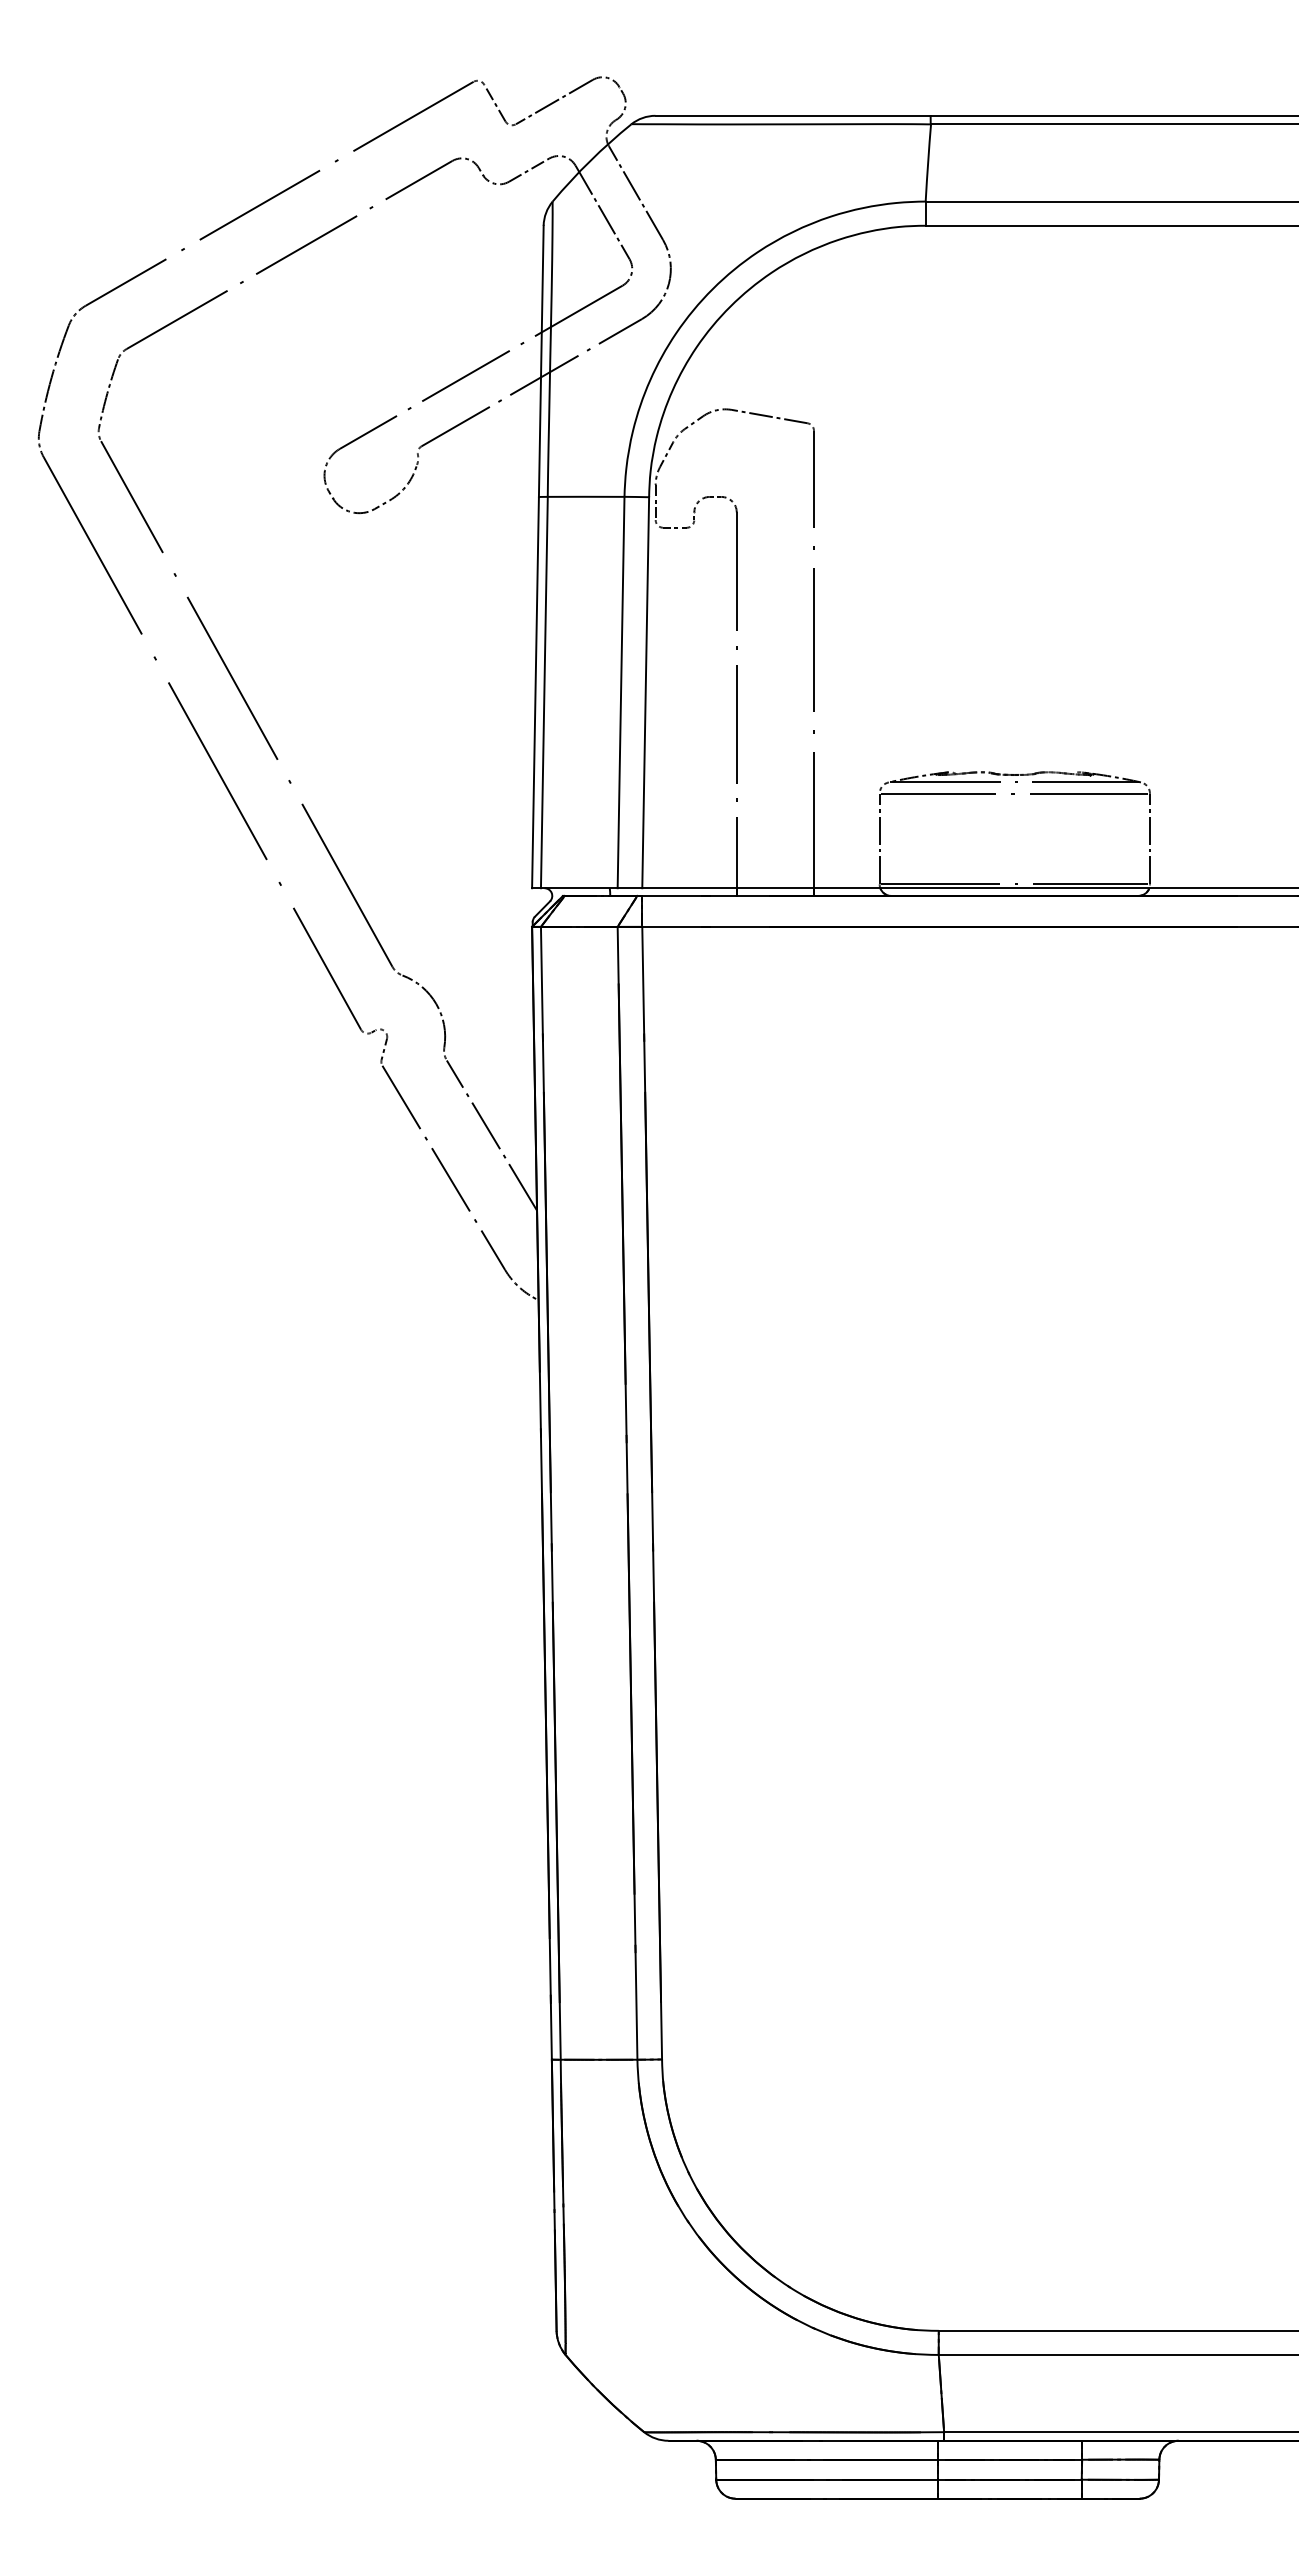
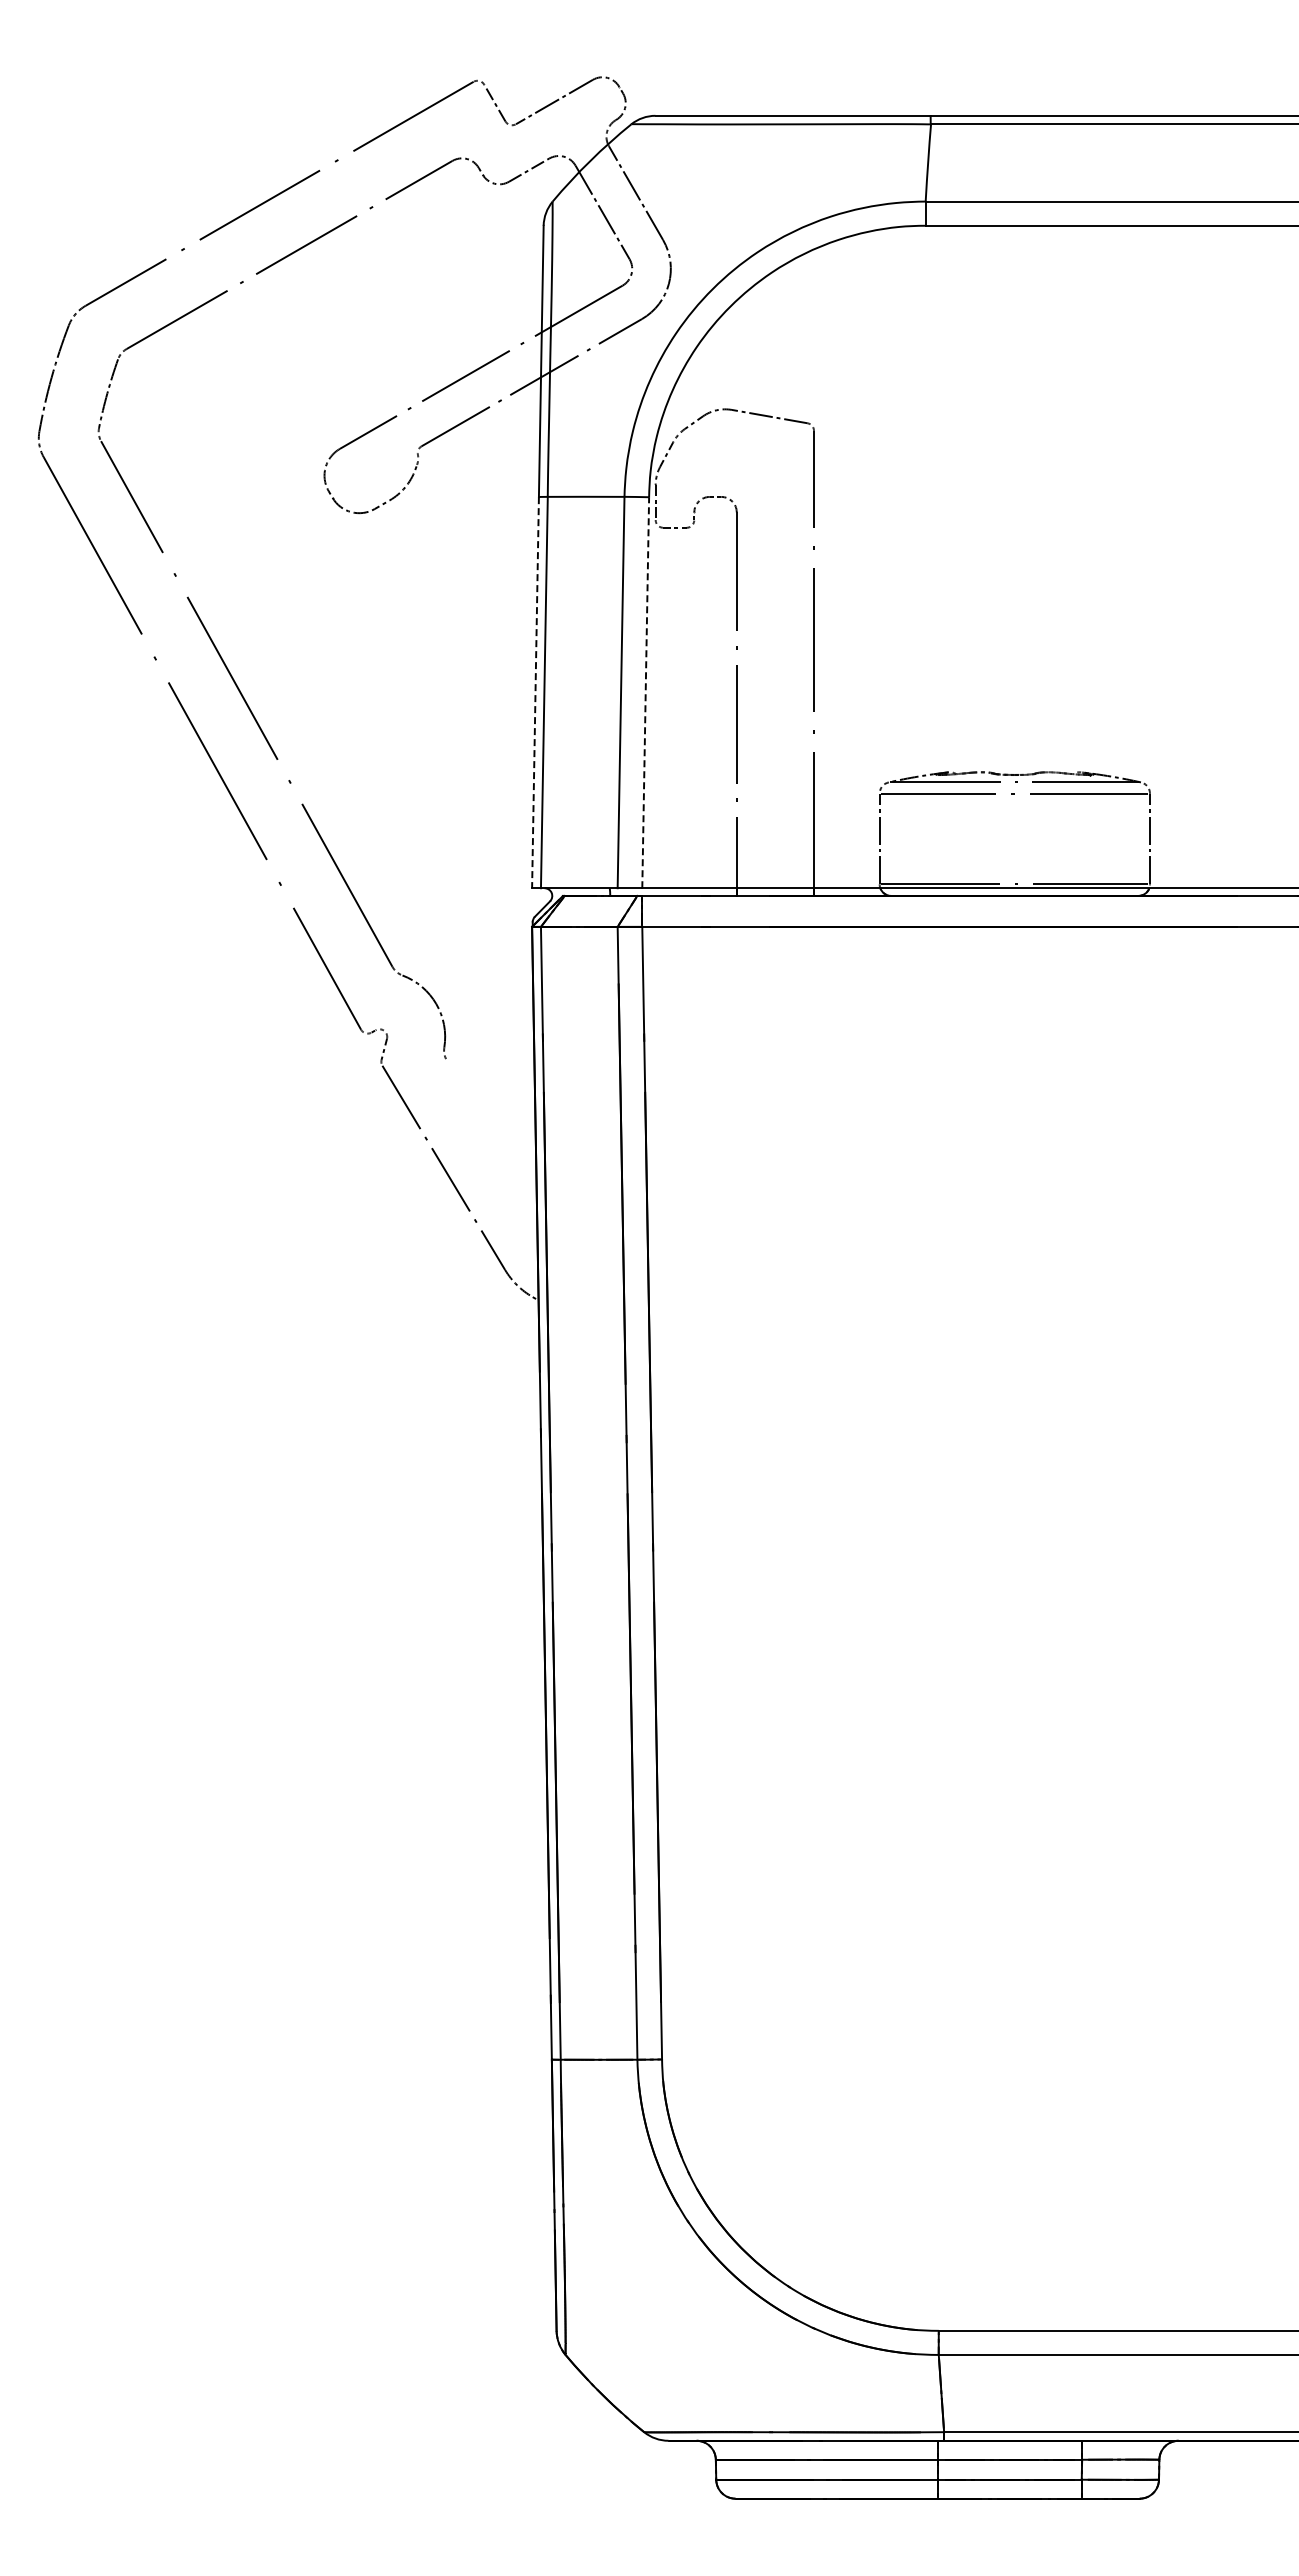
line: solid -> dashed (535, 692)
line: solid -> dashed (645, 692)
line: present -> none (491, 1135)
